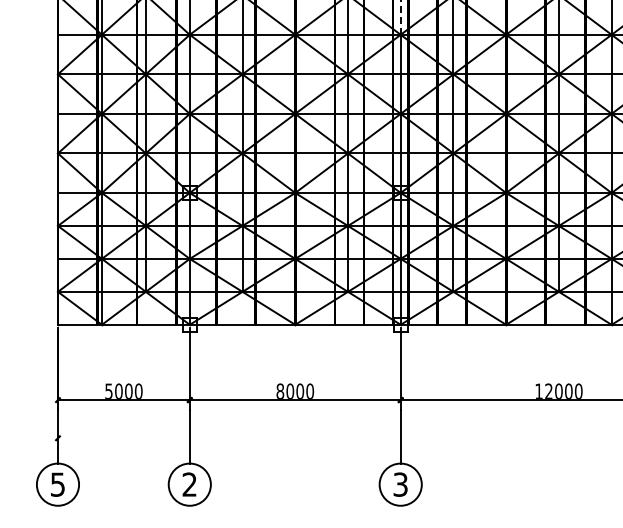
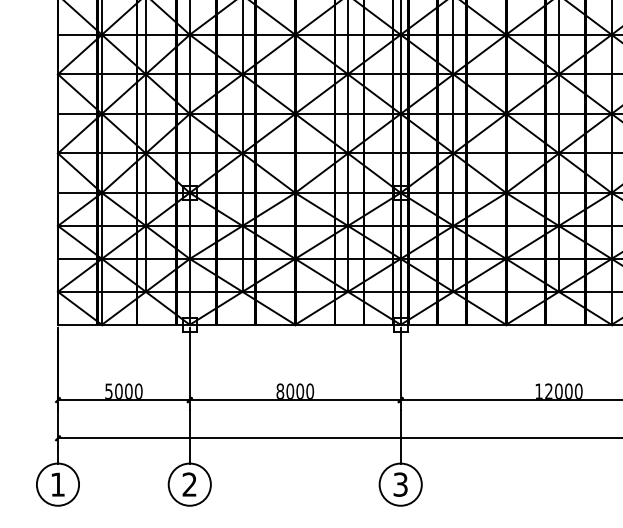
line: dashed -> solid (400, 17)
line: none -> present (338, 438)
text: 5 -> 1 (57, 484)
